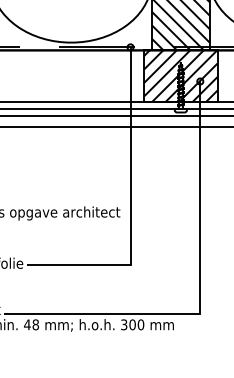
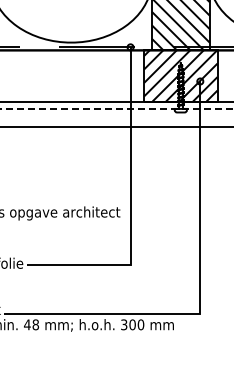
line: solid -> dashed (117, 108)
line: present -> none (116, 115)
